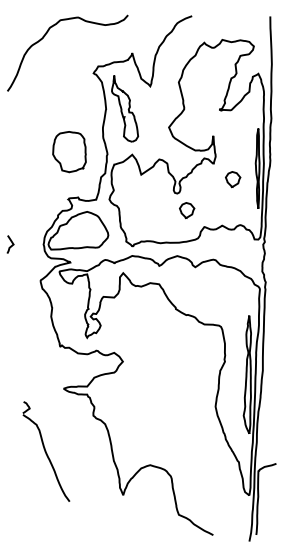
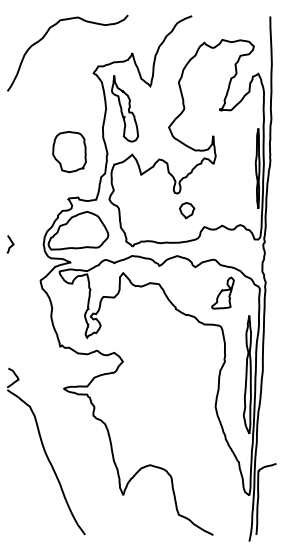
part: present -> none (233, 179)
part: none -> present (222, 292)
part size: 49x101 px -> 79x168 px (46, 451)
